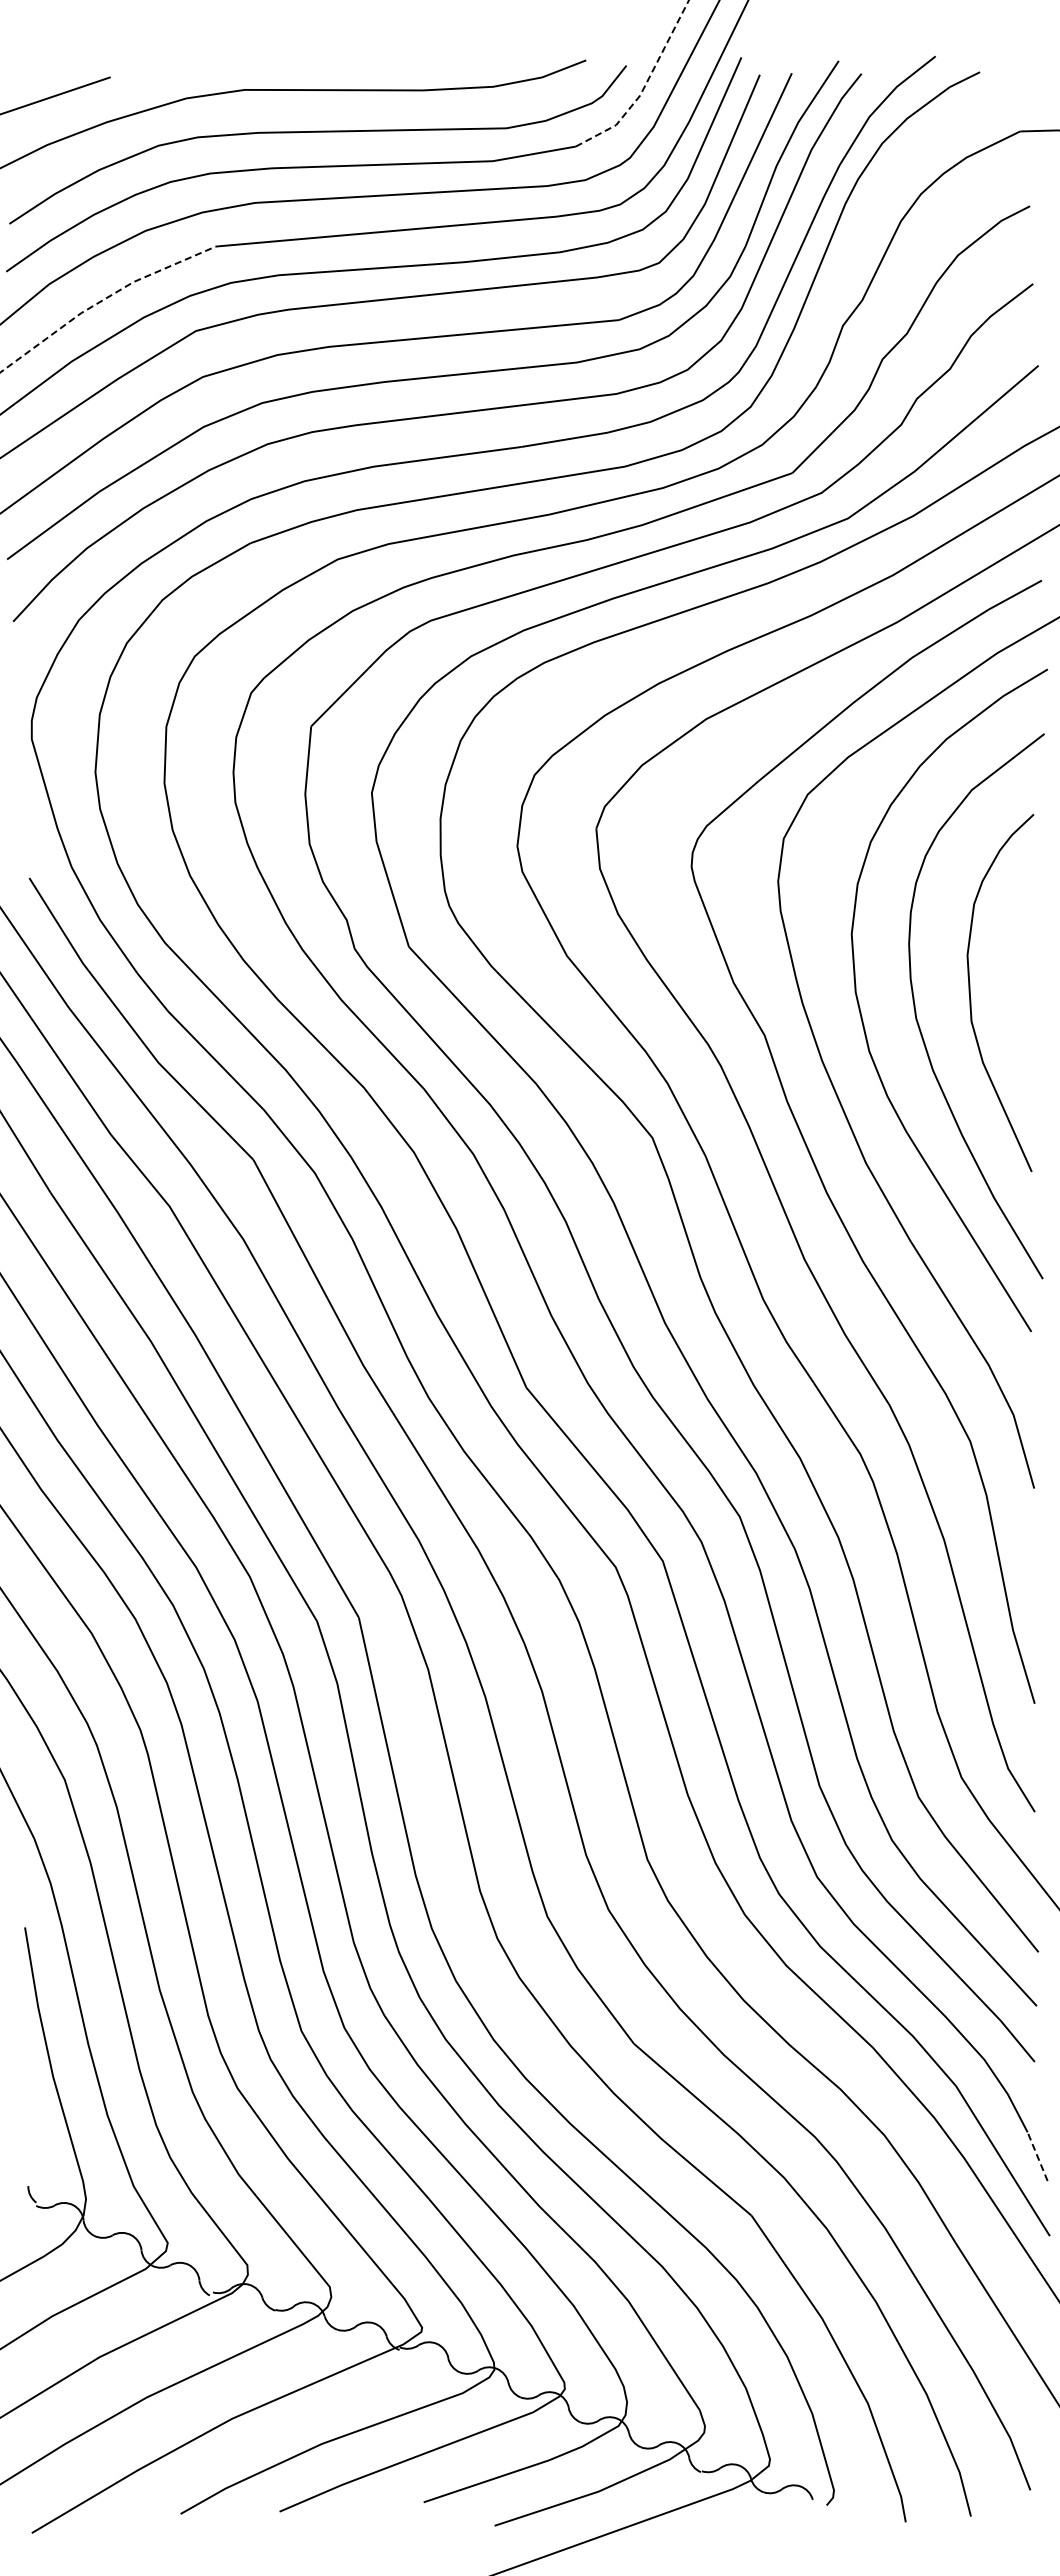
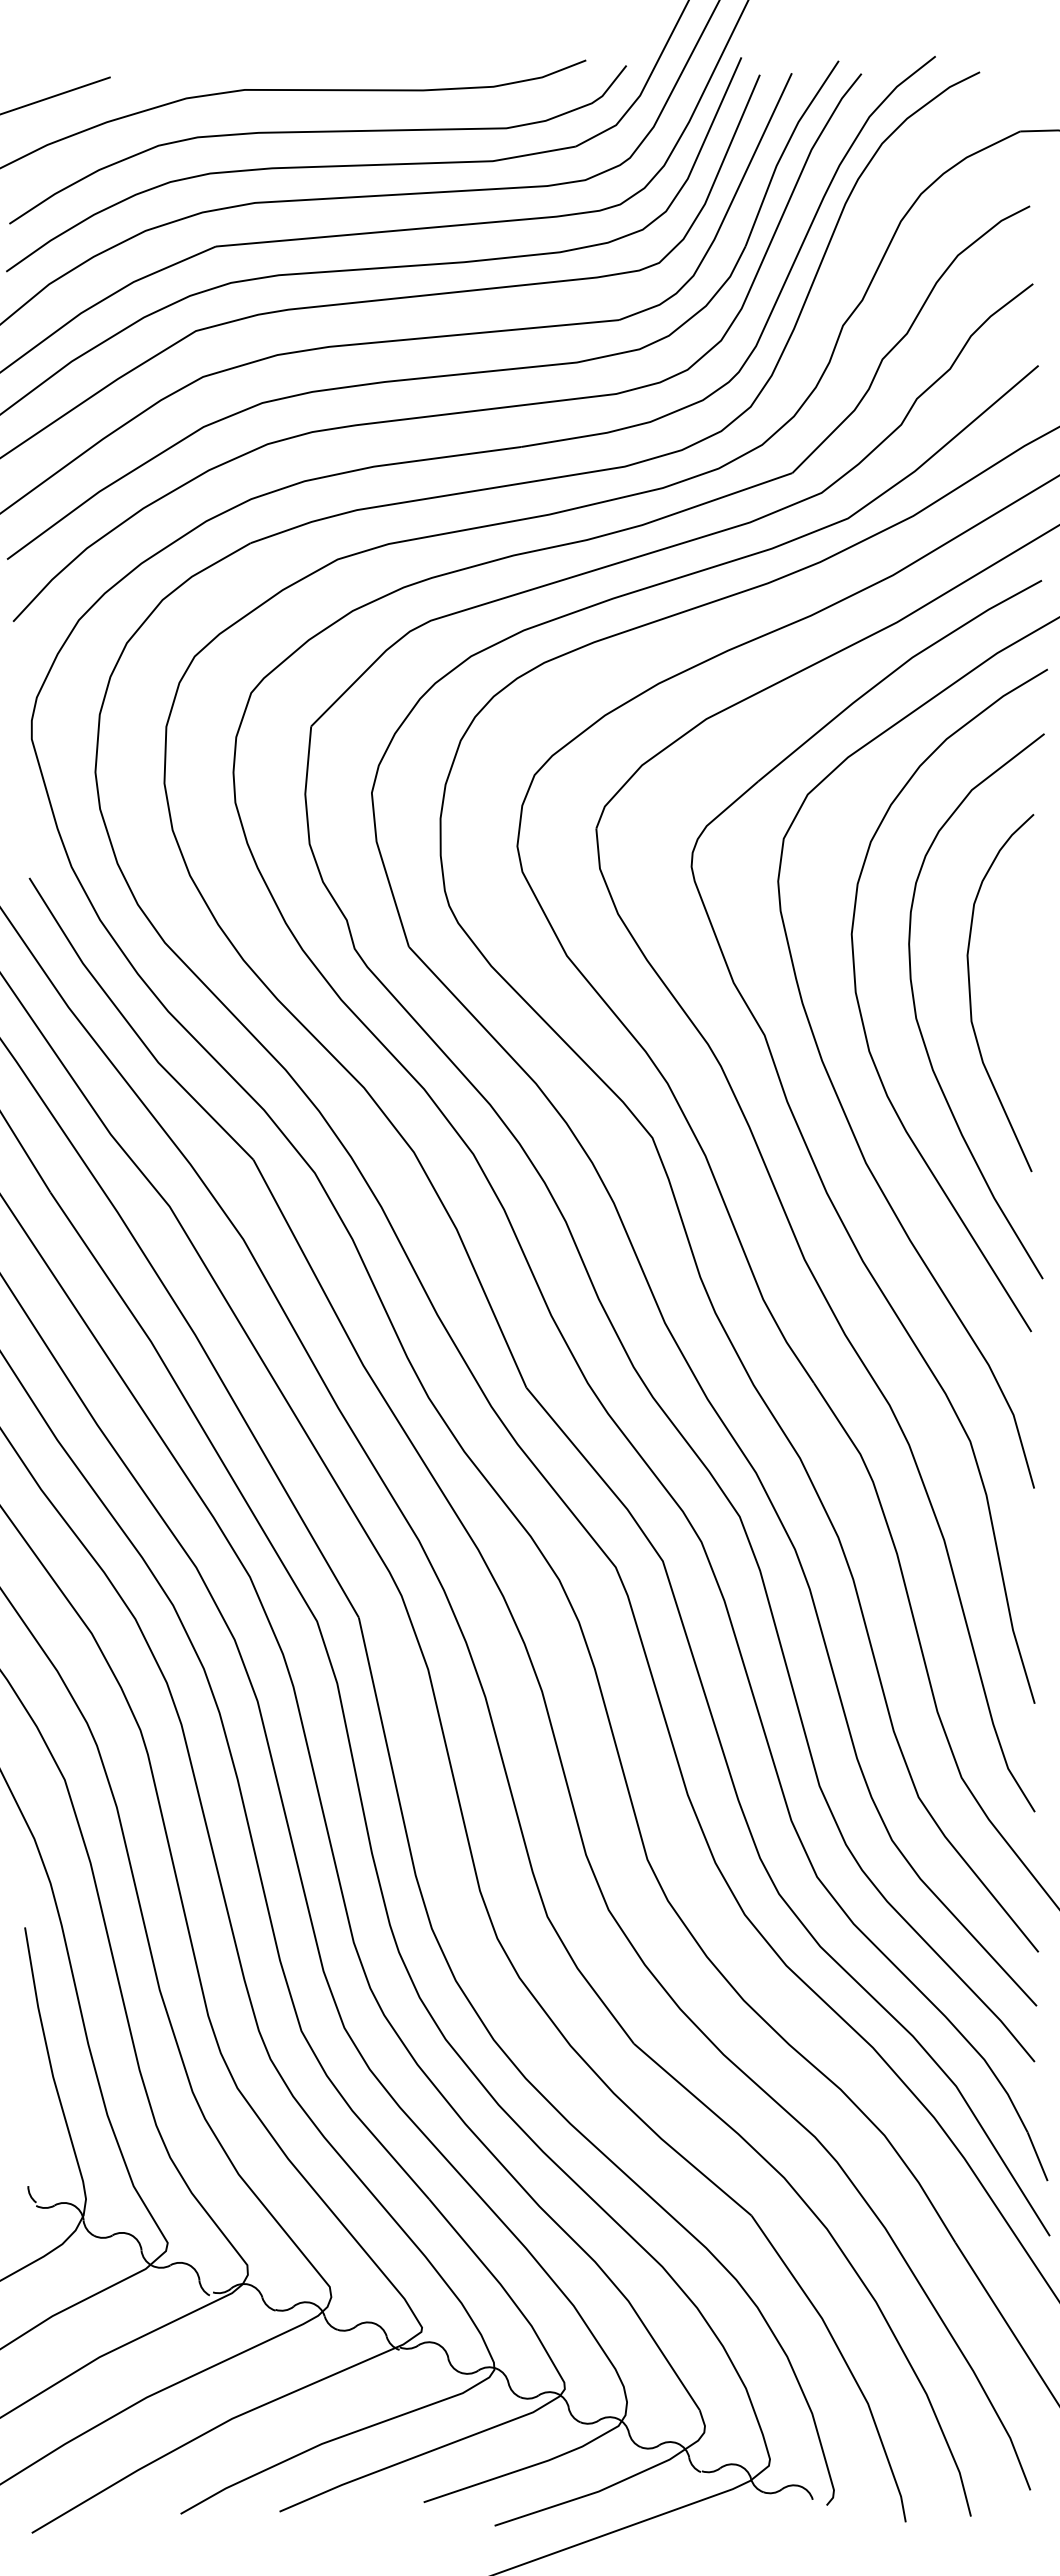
line: dashed -> solid (645, 85)
line: dashed -> solid (103, 300)
line: dashed -> solid (1037, 2156)
